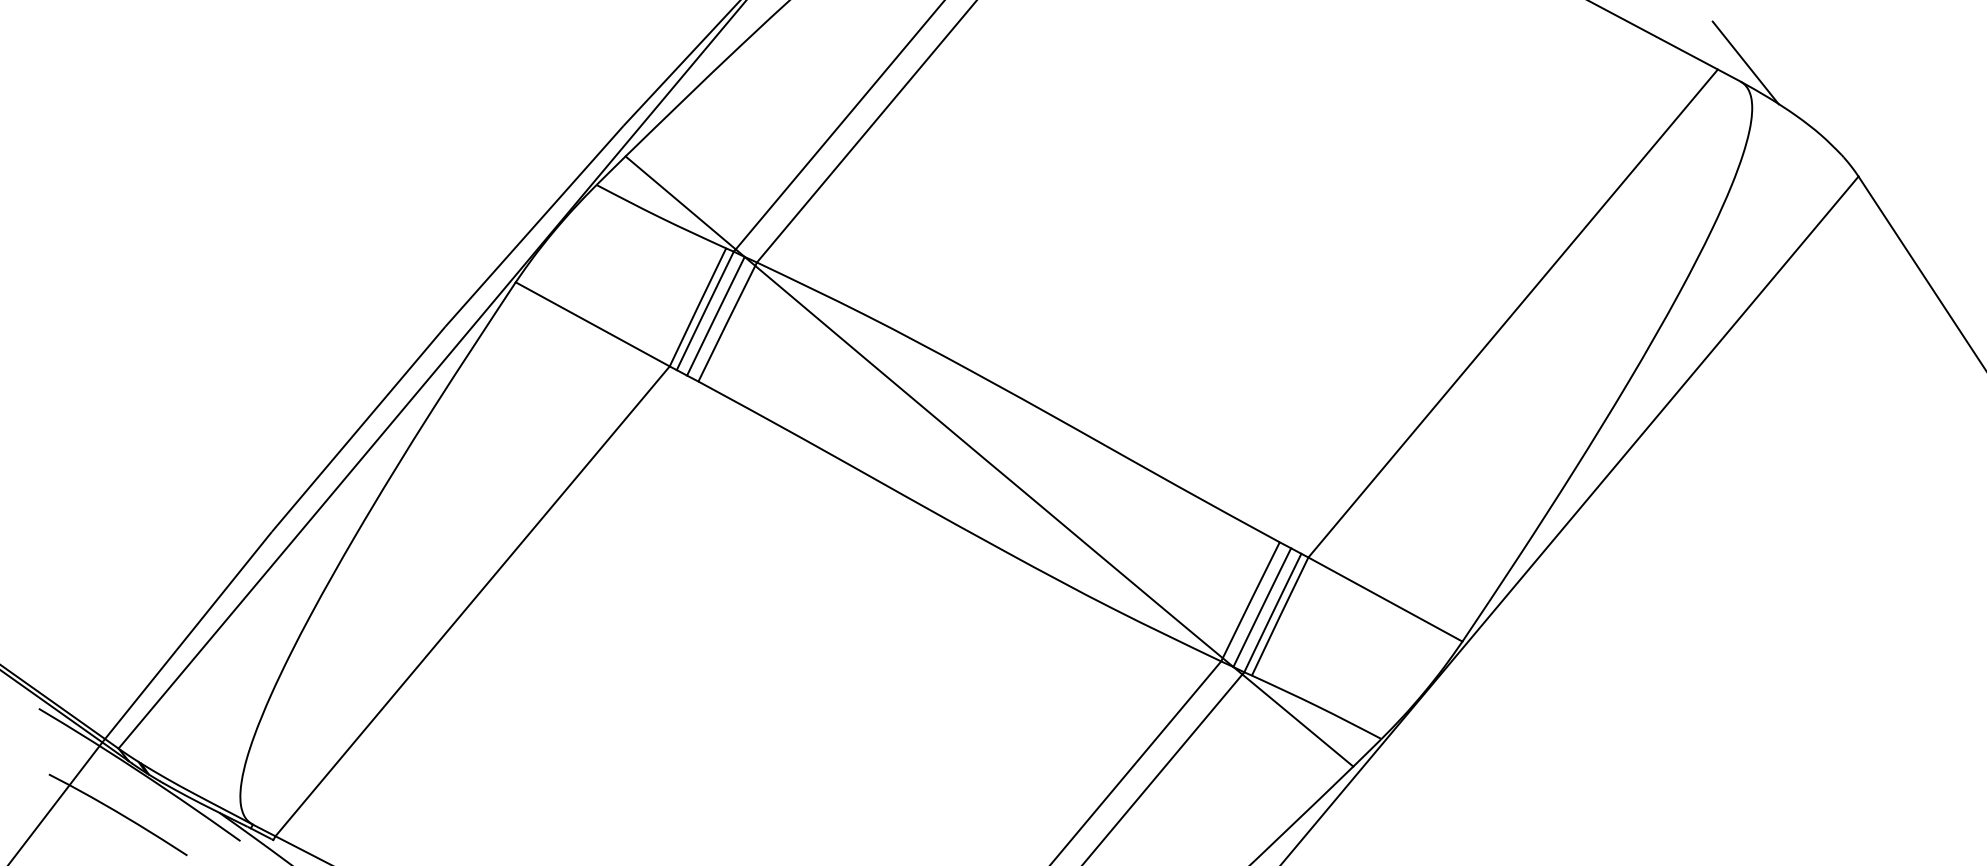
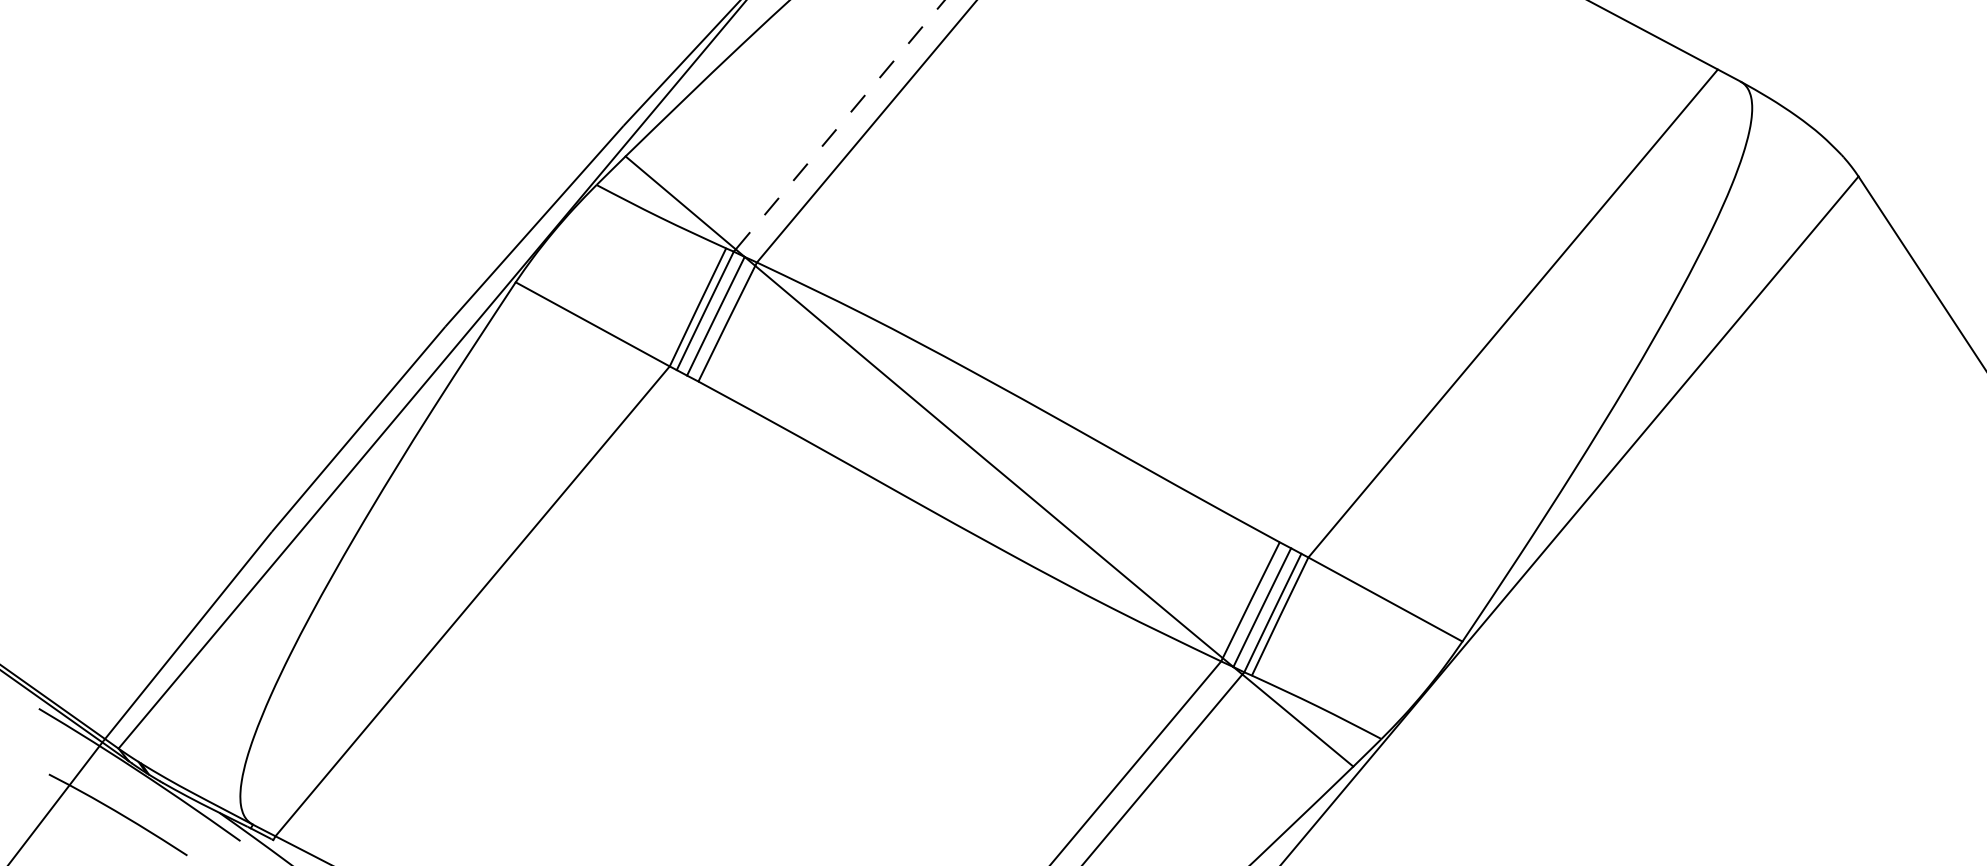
line: present -> none (1745, 62)
line: solid -> dashed (840, 124)
